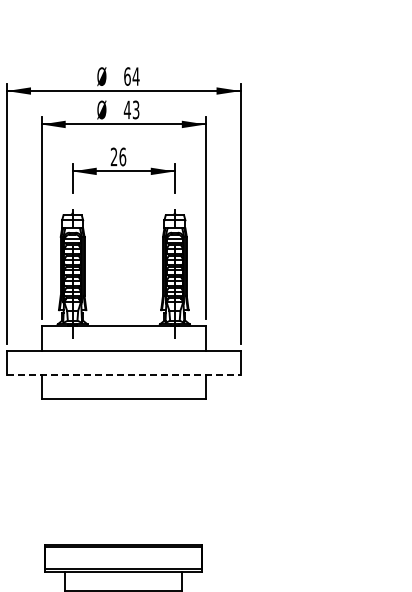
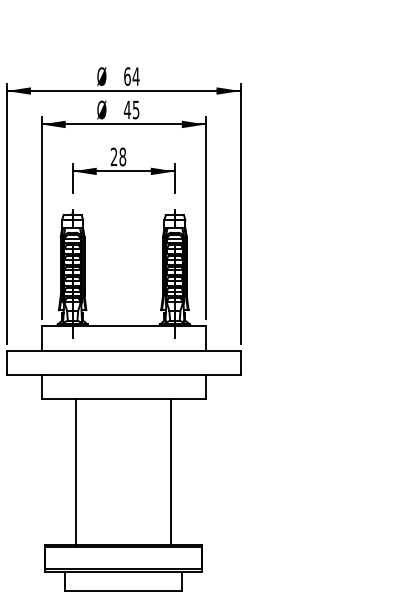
text: 43 -> 45 (136, 109)
text: 26 -> 28 (122, 156)
line: dashed -> solid (123, 375)
line: none -> present (76, 471)
line: none -> present (171, 471)
